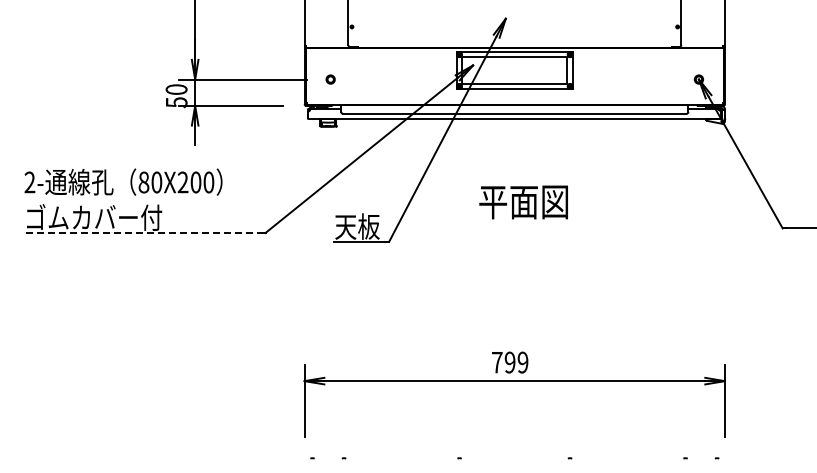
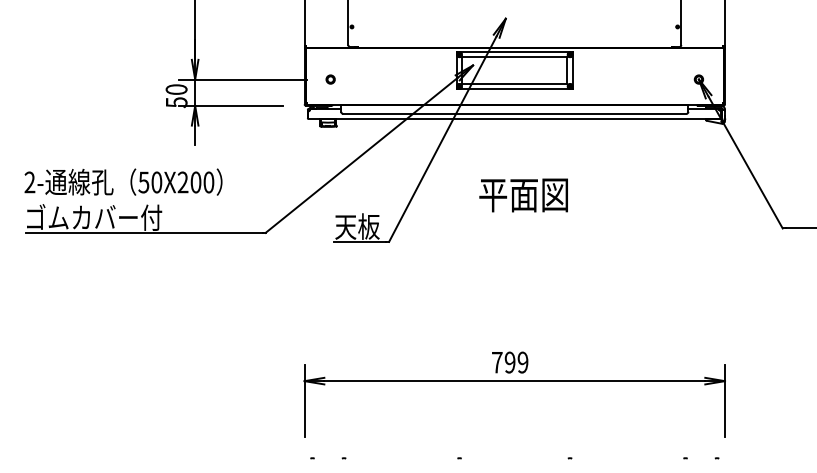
text: 80X200 -> 50X200 (143, 182)
text position: (523, 202) -> (523, 195) (523, 195)
line: dashed -> solid (144, 232)
